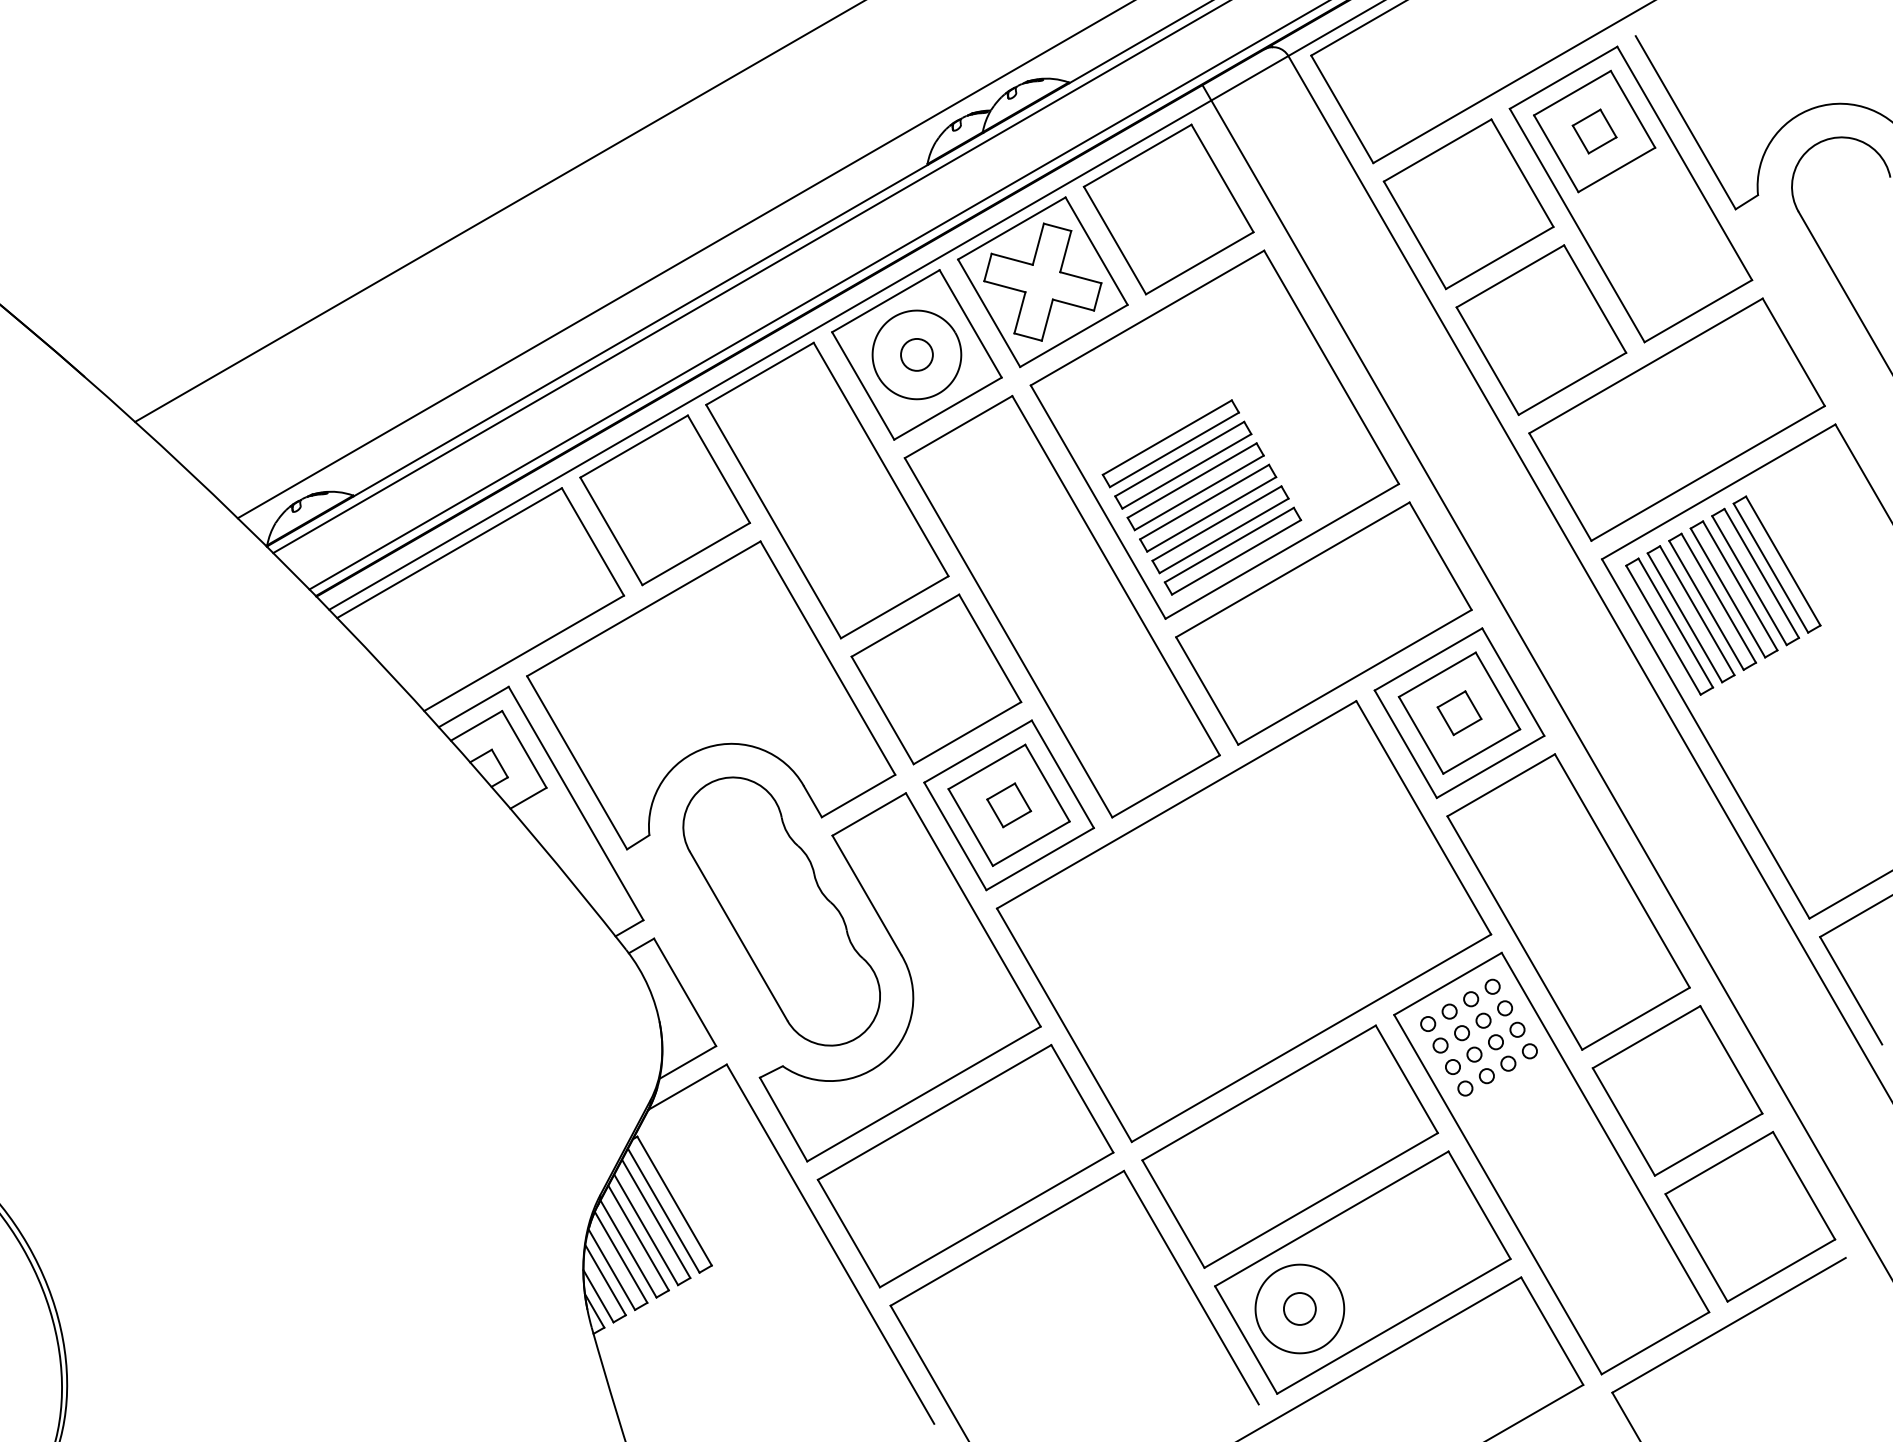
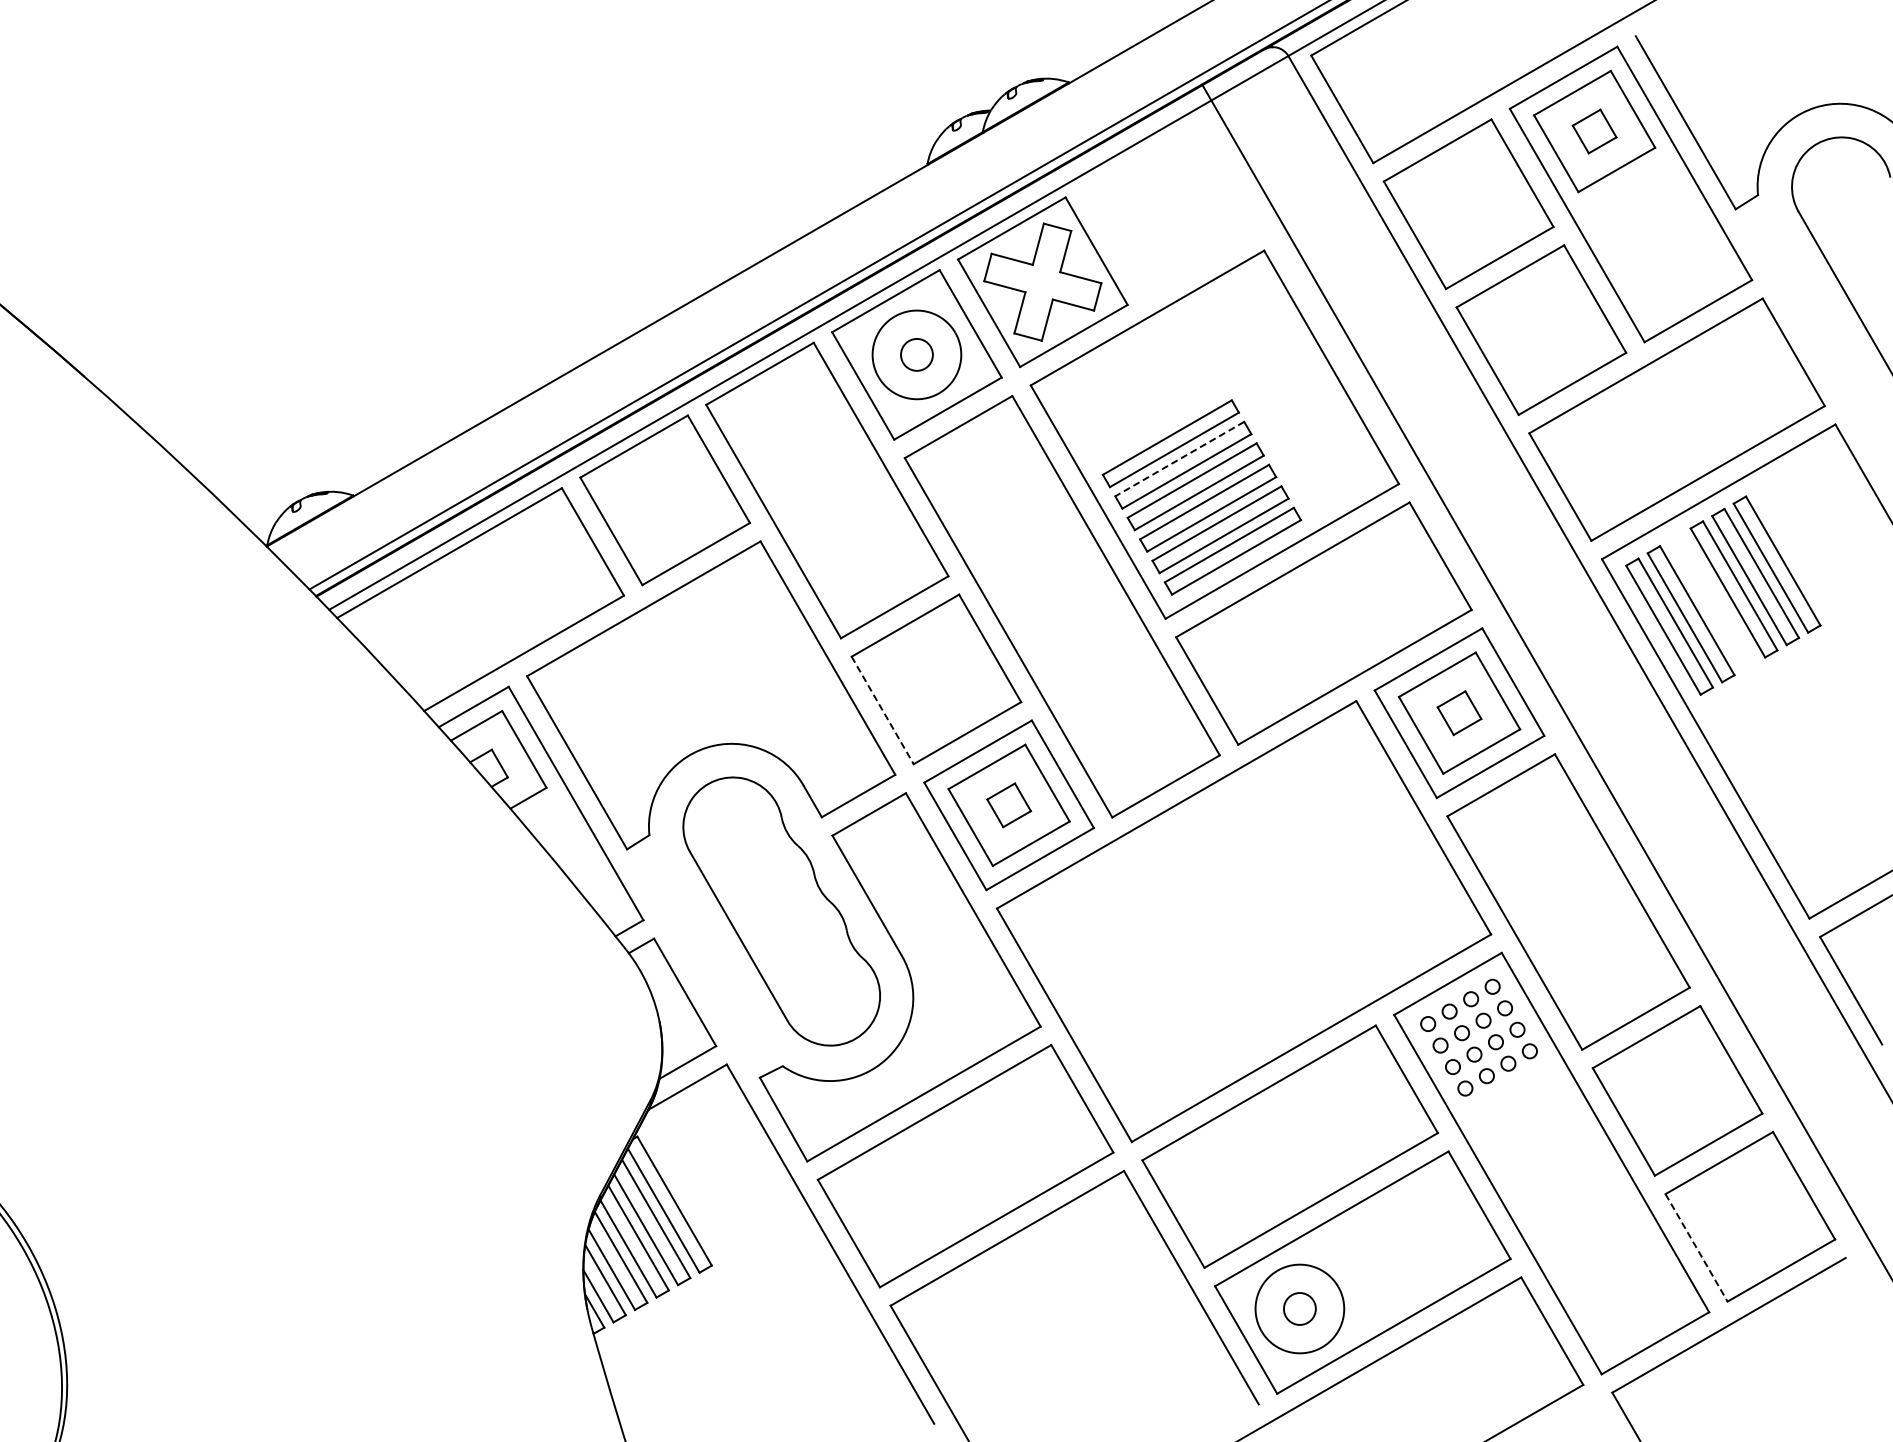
part: present -> none (1168, 209)
line: present -> none (498, 211)
line: present -> none (684, 260)
line: present -> none (750, 277)
line: solid -> dashed (1179, 459)
part: present -> none (1712, 601)
line: solid -> dashed (882, 710)
line: solid -> dashed (1696, 1248)
